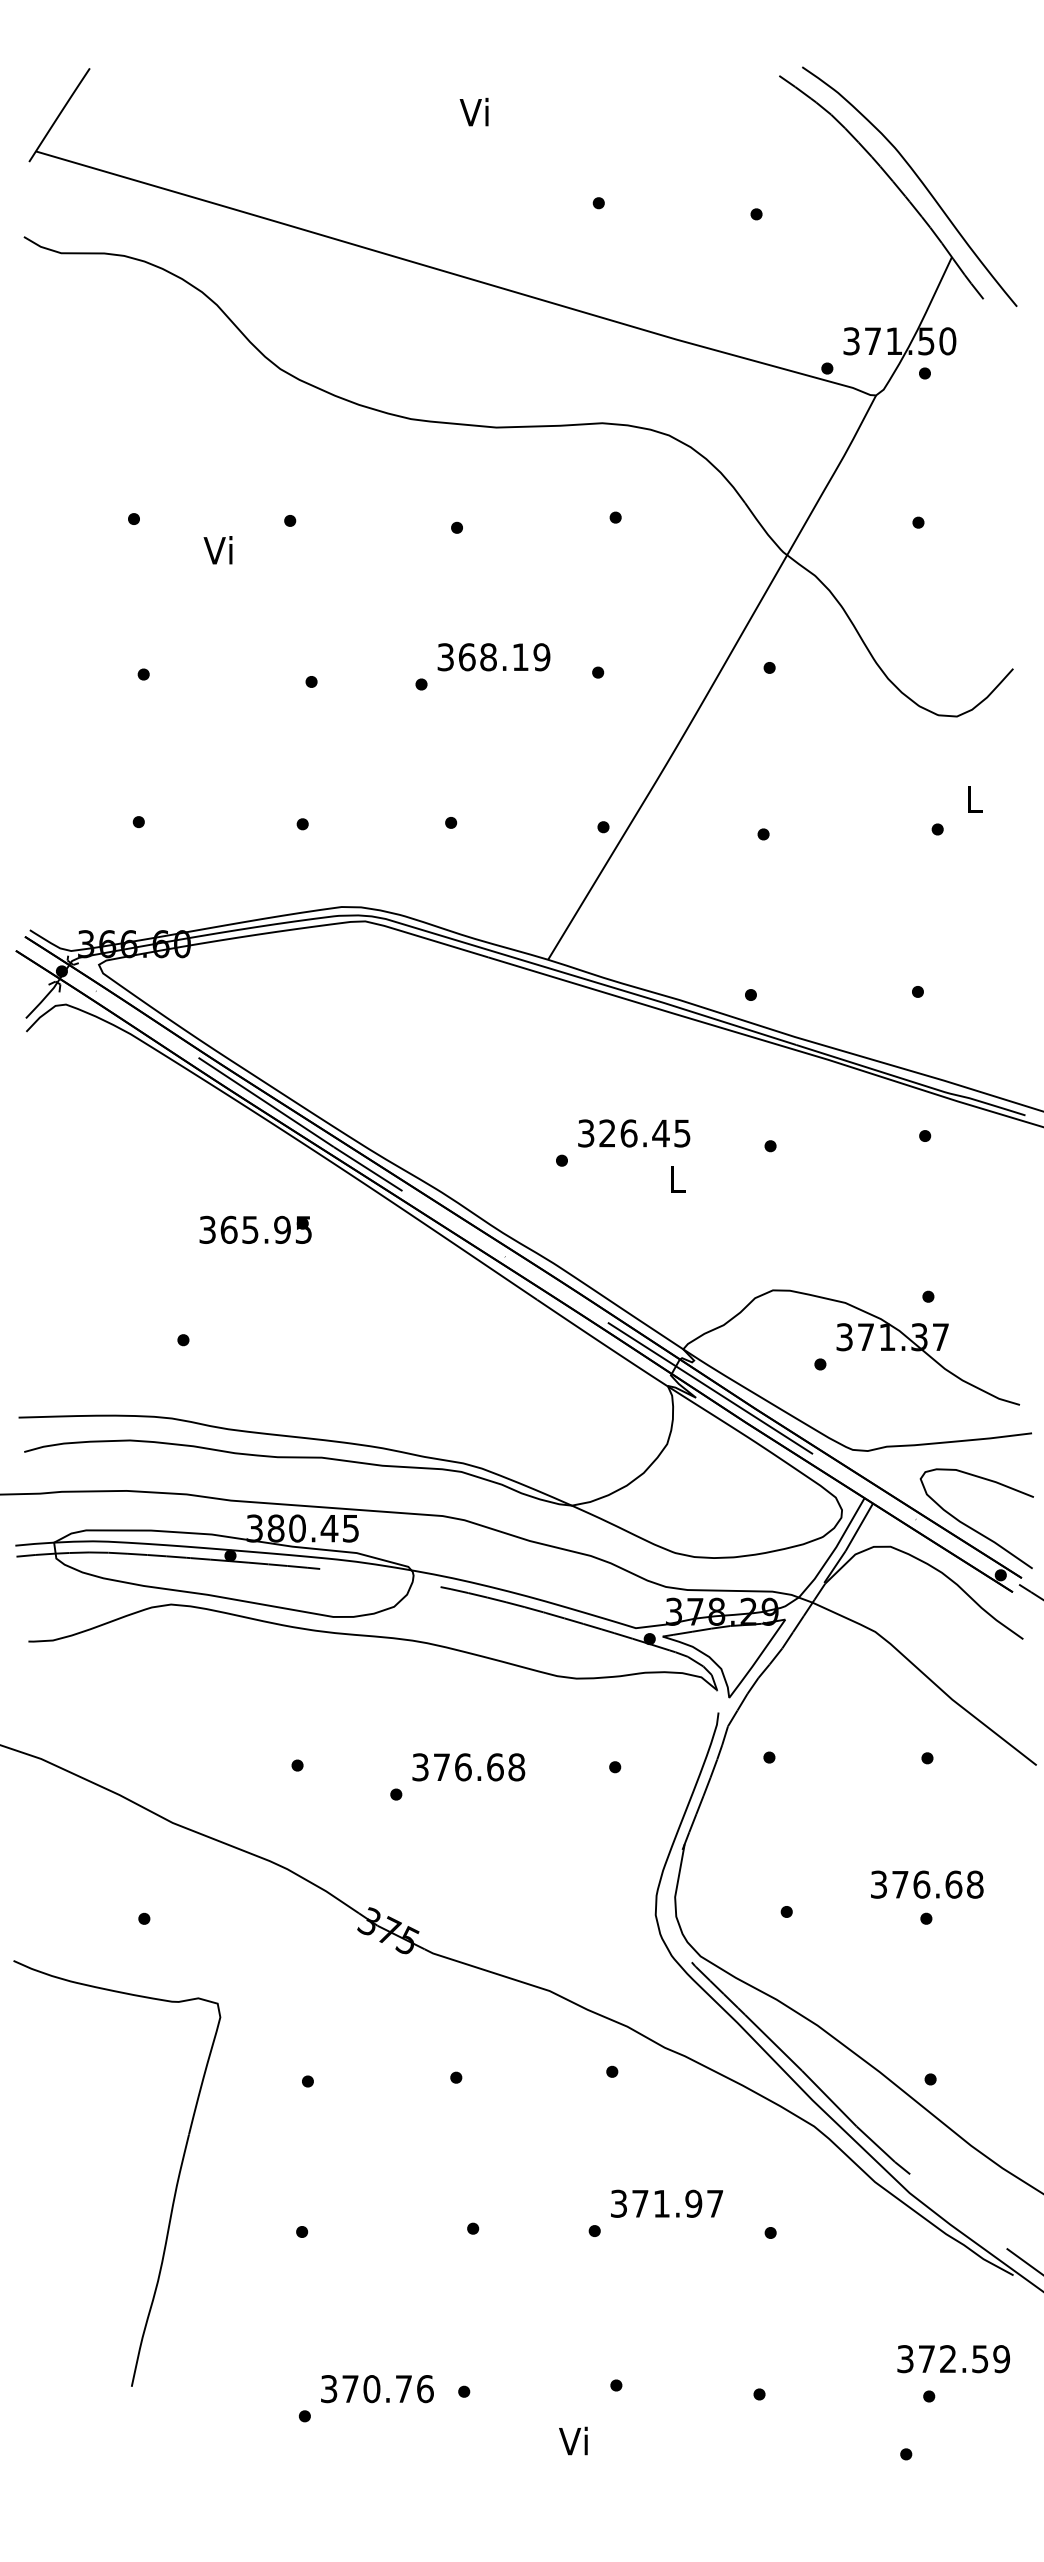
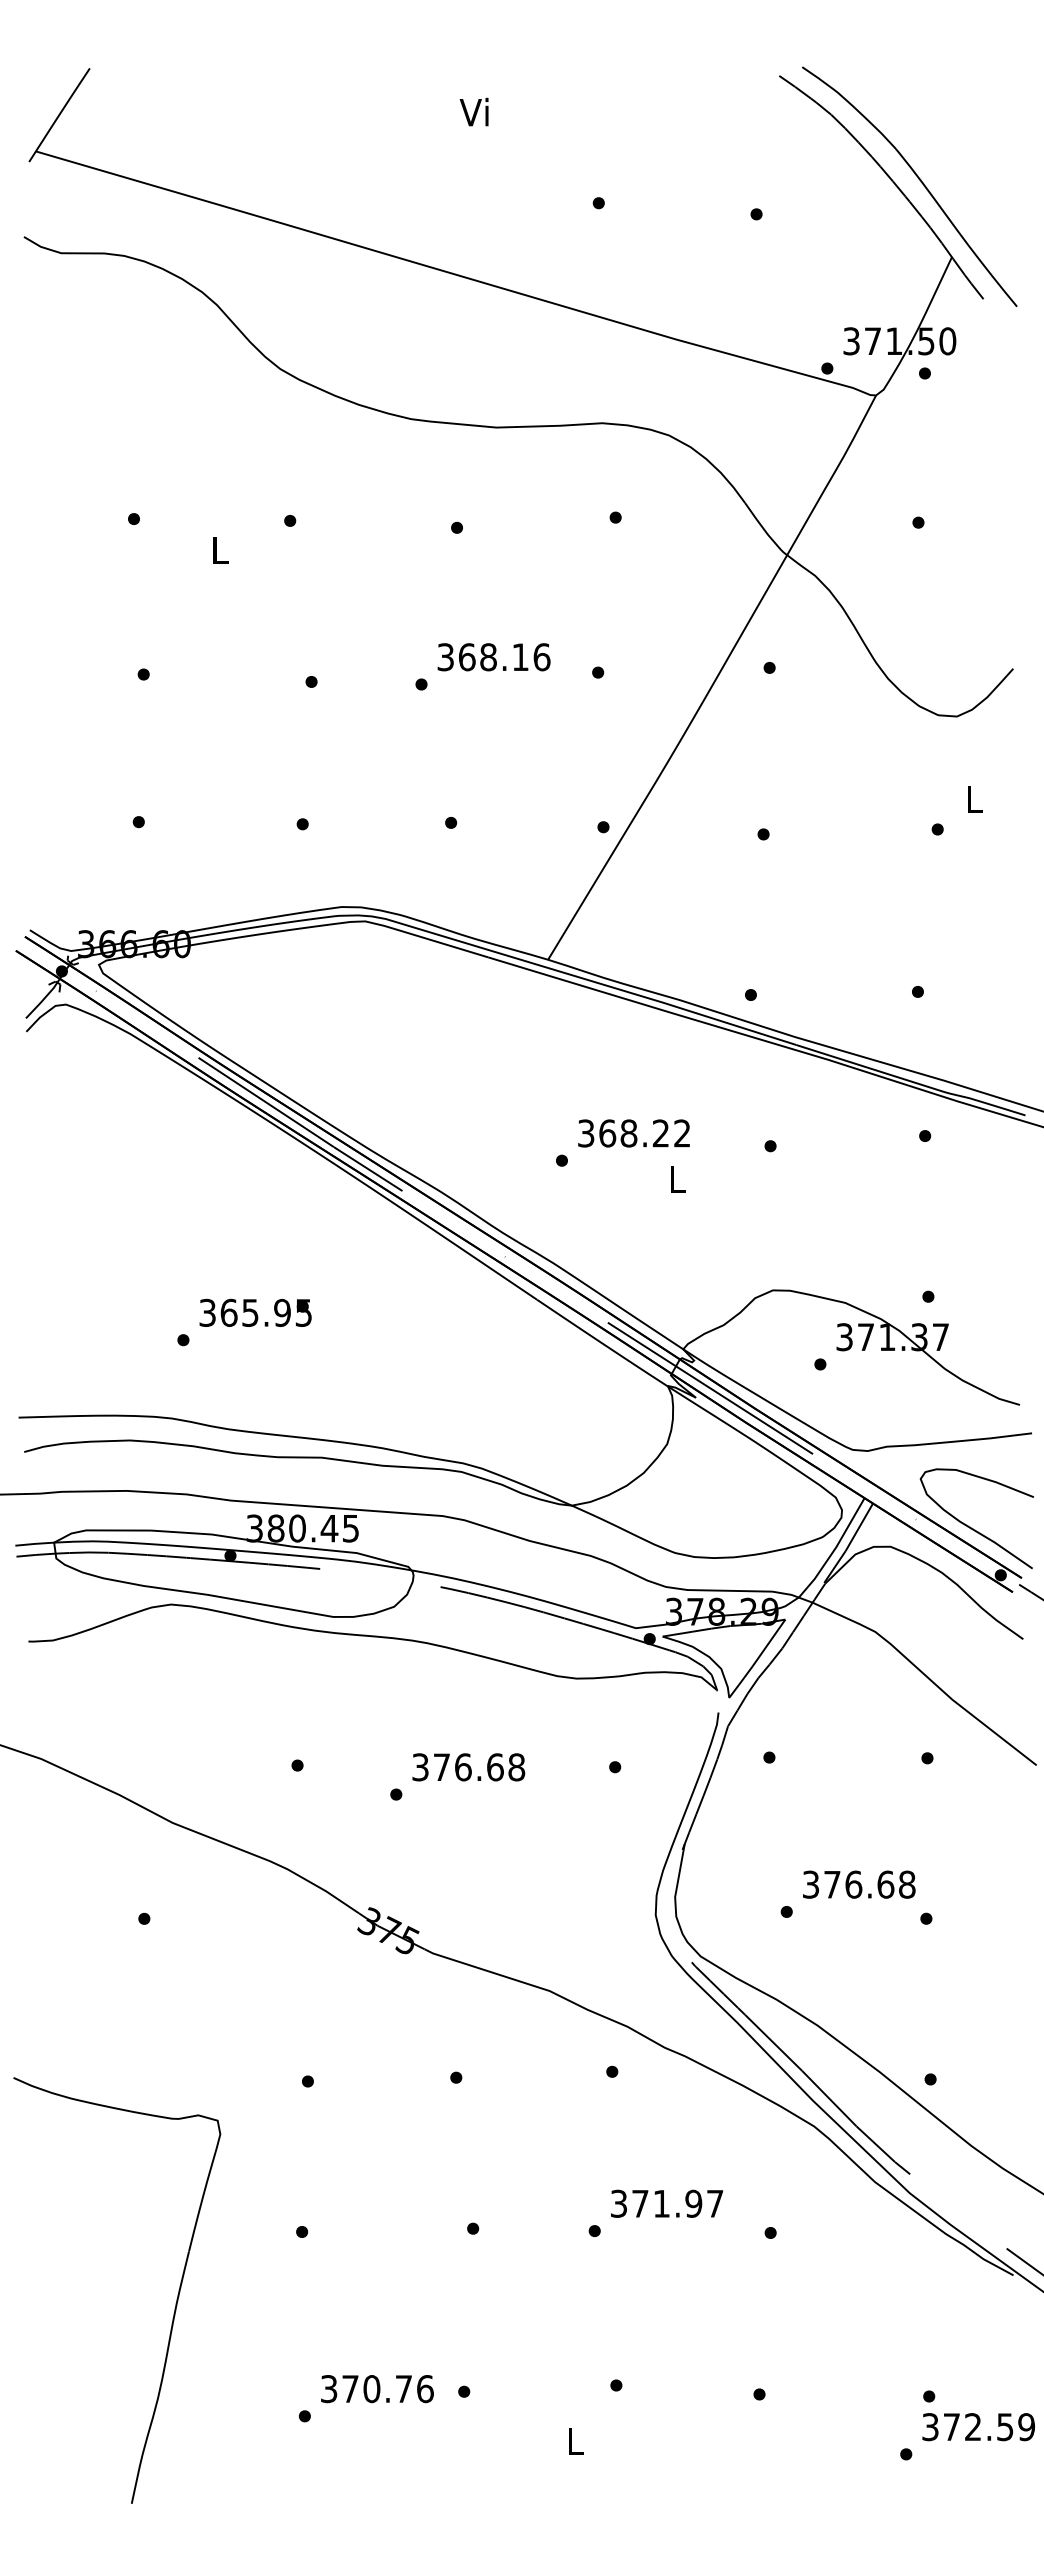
text: Vi -> L (217, 550)
text: 368.19 -> 368.16 (541, 657)
text: 326.45 -> 368.22 (644, 1133)
text position: (255, 1229) -> (255, 1312) (255, 1312)
text position: (927, 1884) -> (859, 1884) (859, 1884)
part position: (175, 2186) -> (175, 2303) (175, 2303)
text position: (953, 2359) -> (978, 2427) (978, 2427)
text: Vi -> L (573, 2440)
